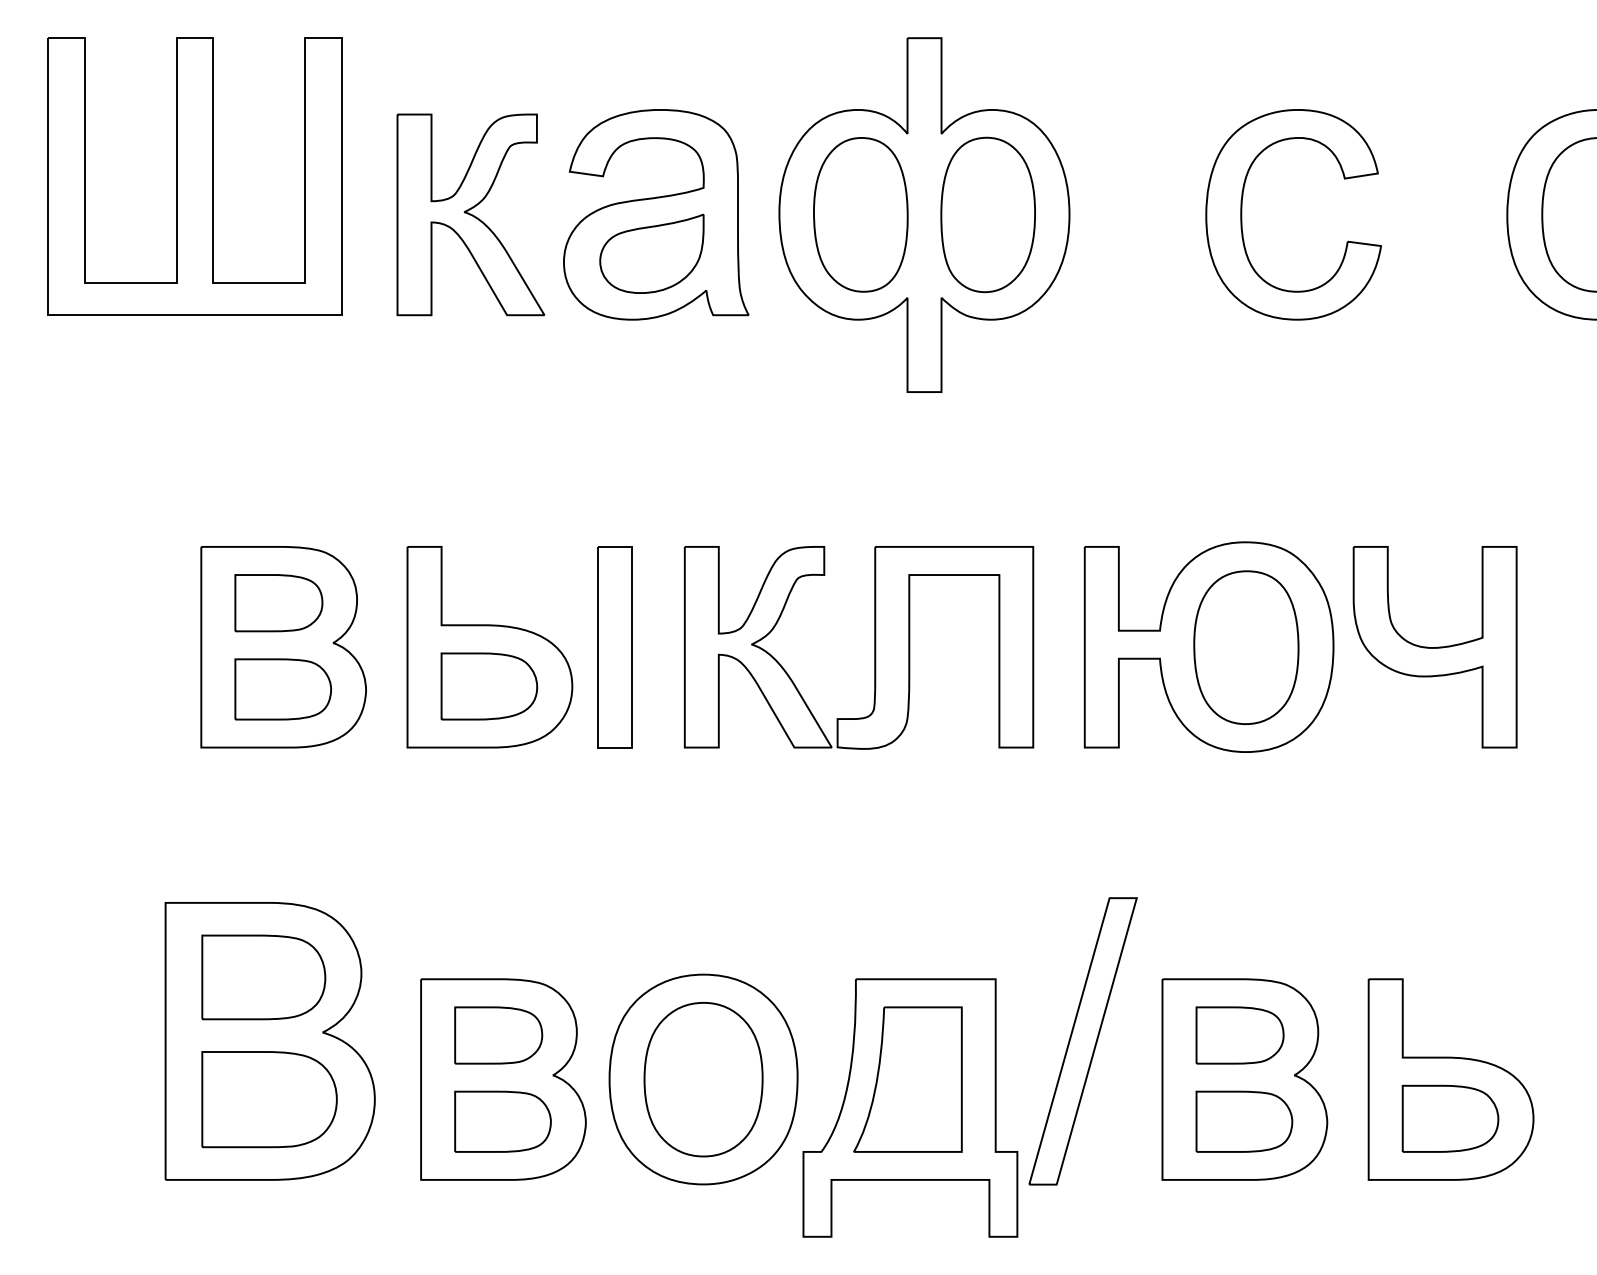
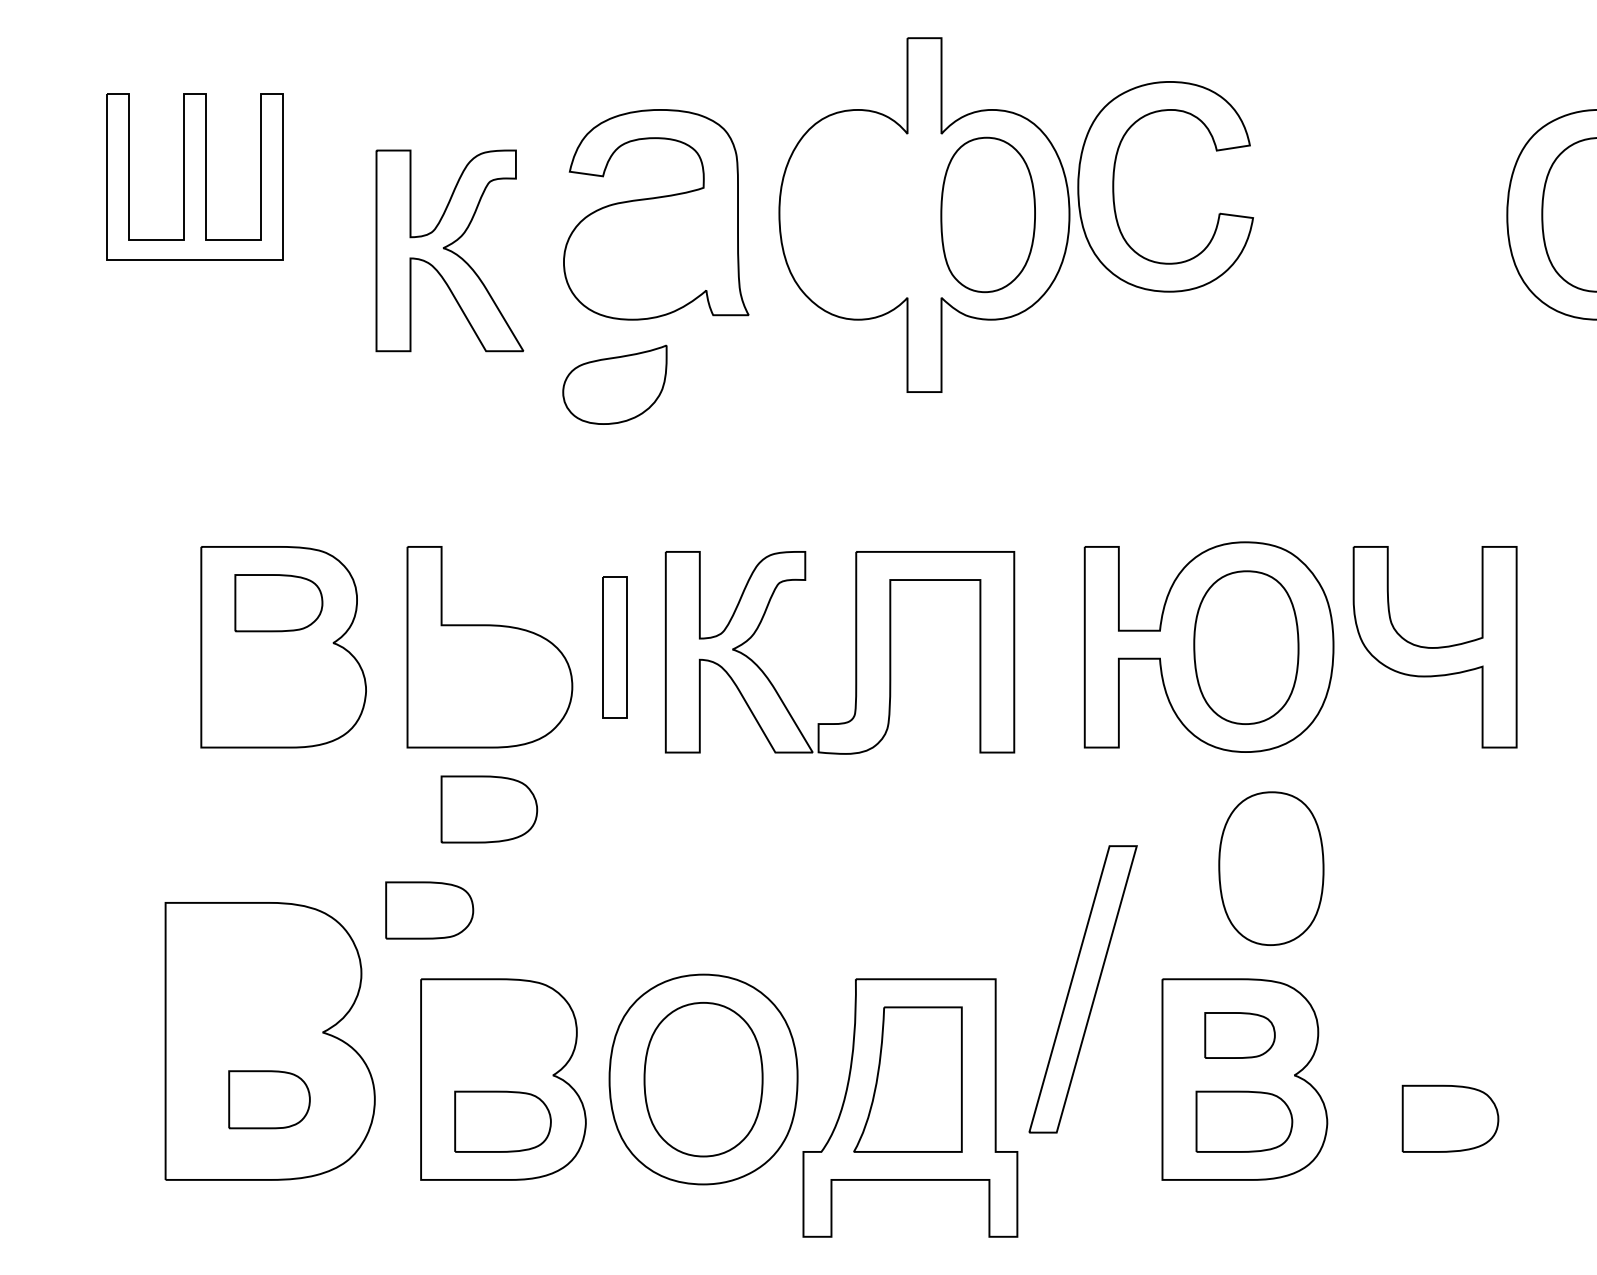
part size: 296x279 px -> 178x168 px (194, 176)
part position: (470, 214) -> (449, 250) (449, 250)
part: present -> none (860, 214)
part position: (1242, 214) -> (1114, 186) (1114, 186)
part position: (651, 253) -> (614, 384) (614, 384)
part size: 36x203 px -> 26x143 px (614, 647)
part position: (874, 647) -> (855, 652) (855, 652)
part position: (489, 686) -> (489, 809) (489, 809)
part: present -> none (282, 689)
part: none -> present (1271, 868)
part: present -> none (263, 977)
part position: (498, 1035) -> (429, 910) (429, 910)
part size: 90x59 px -> 72x47 px (1239, 1035)
part position: (1082, 1041) -> (1082, 989) (1082, 989)
part: present -> none (1450, 1079)
part size: 137x98 px -> 83x60 px (269, 1099)
